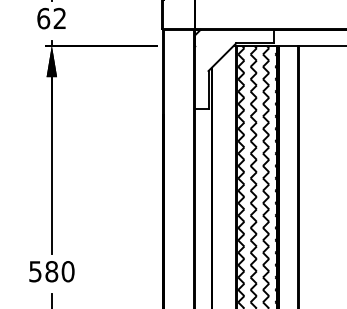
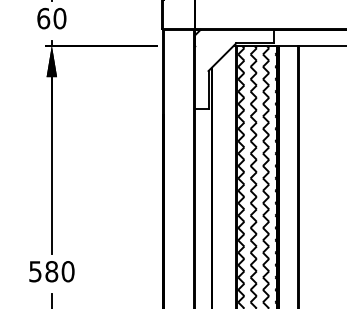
text: 62 -> 60 (59, 18)
